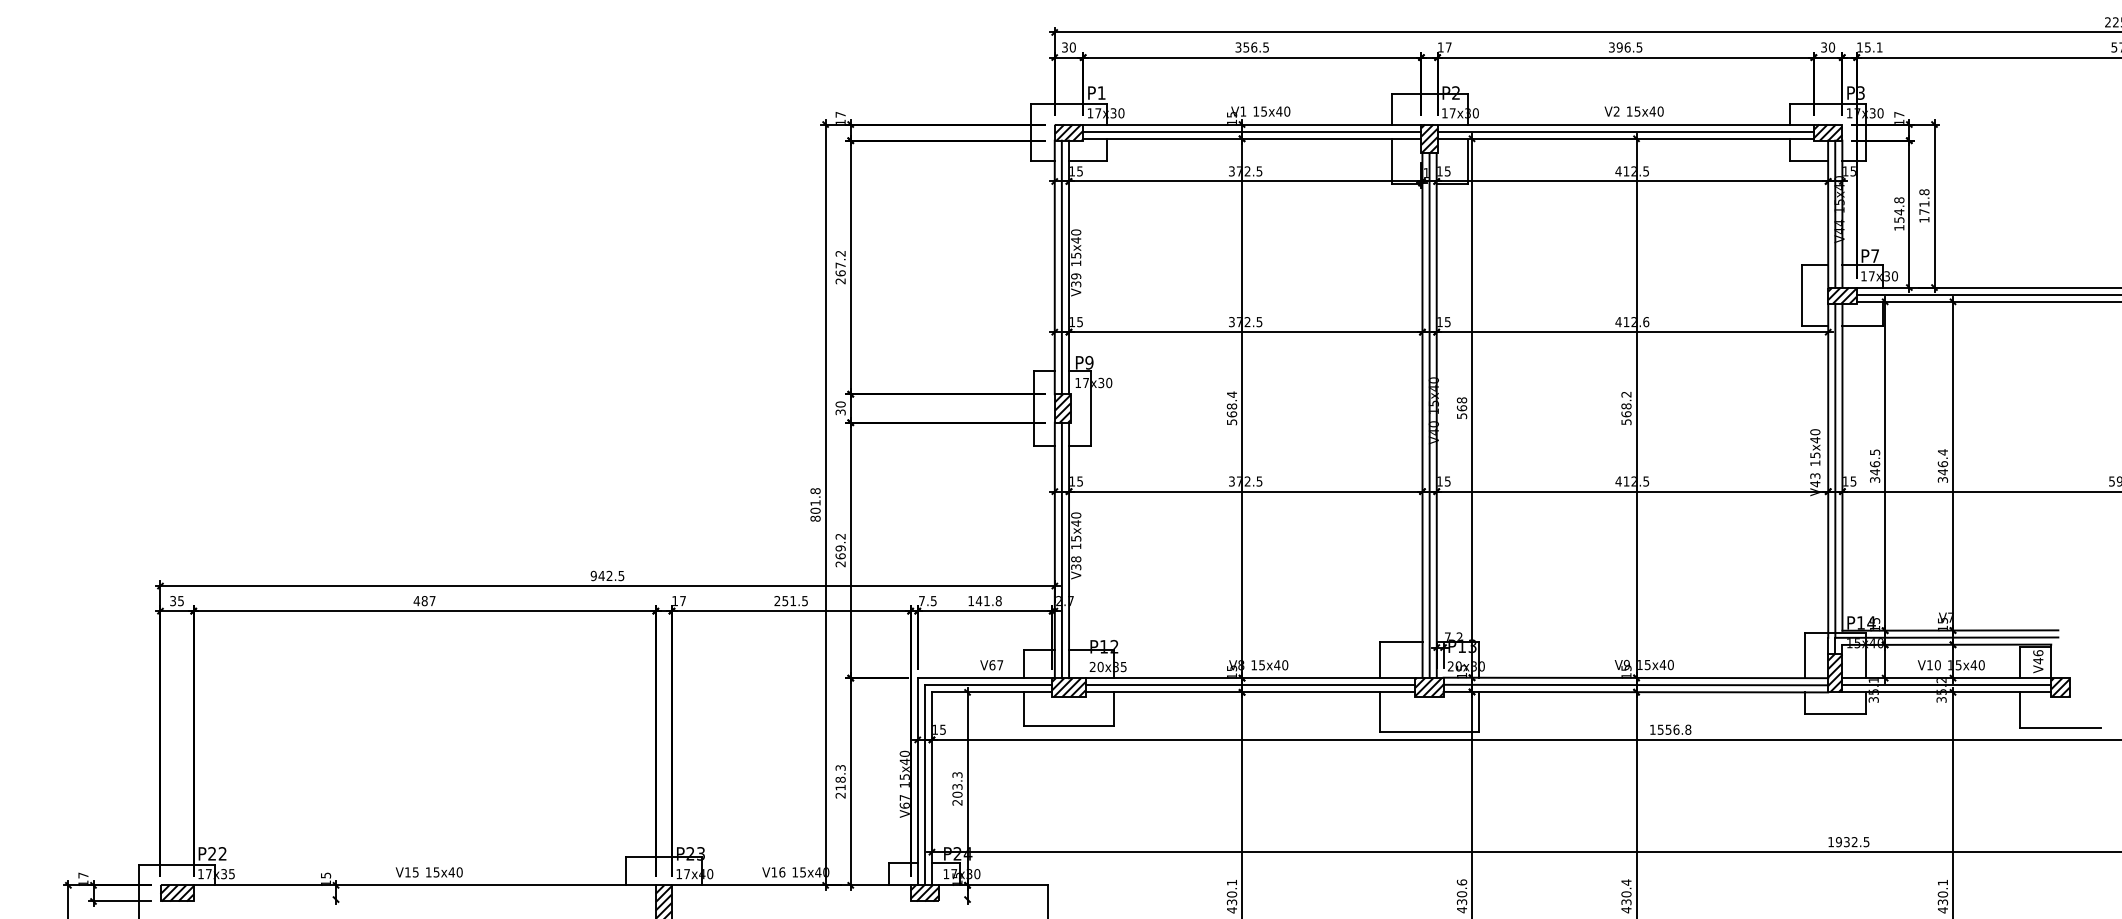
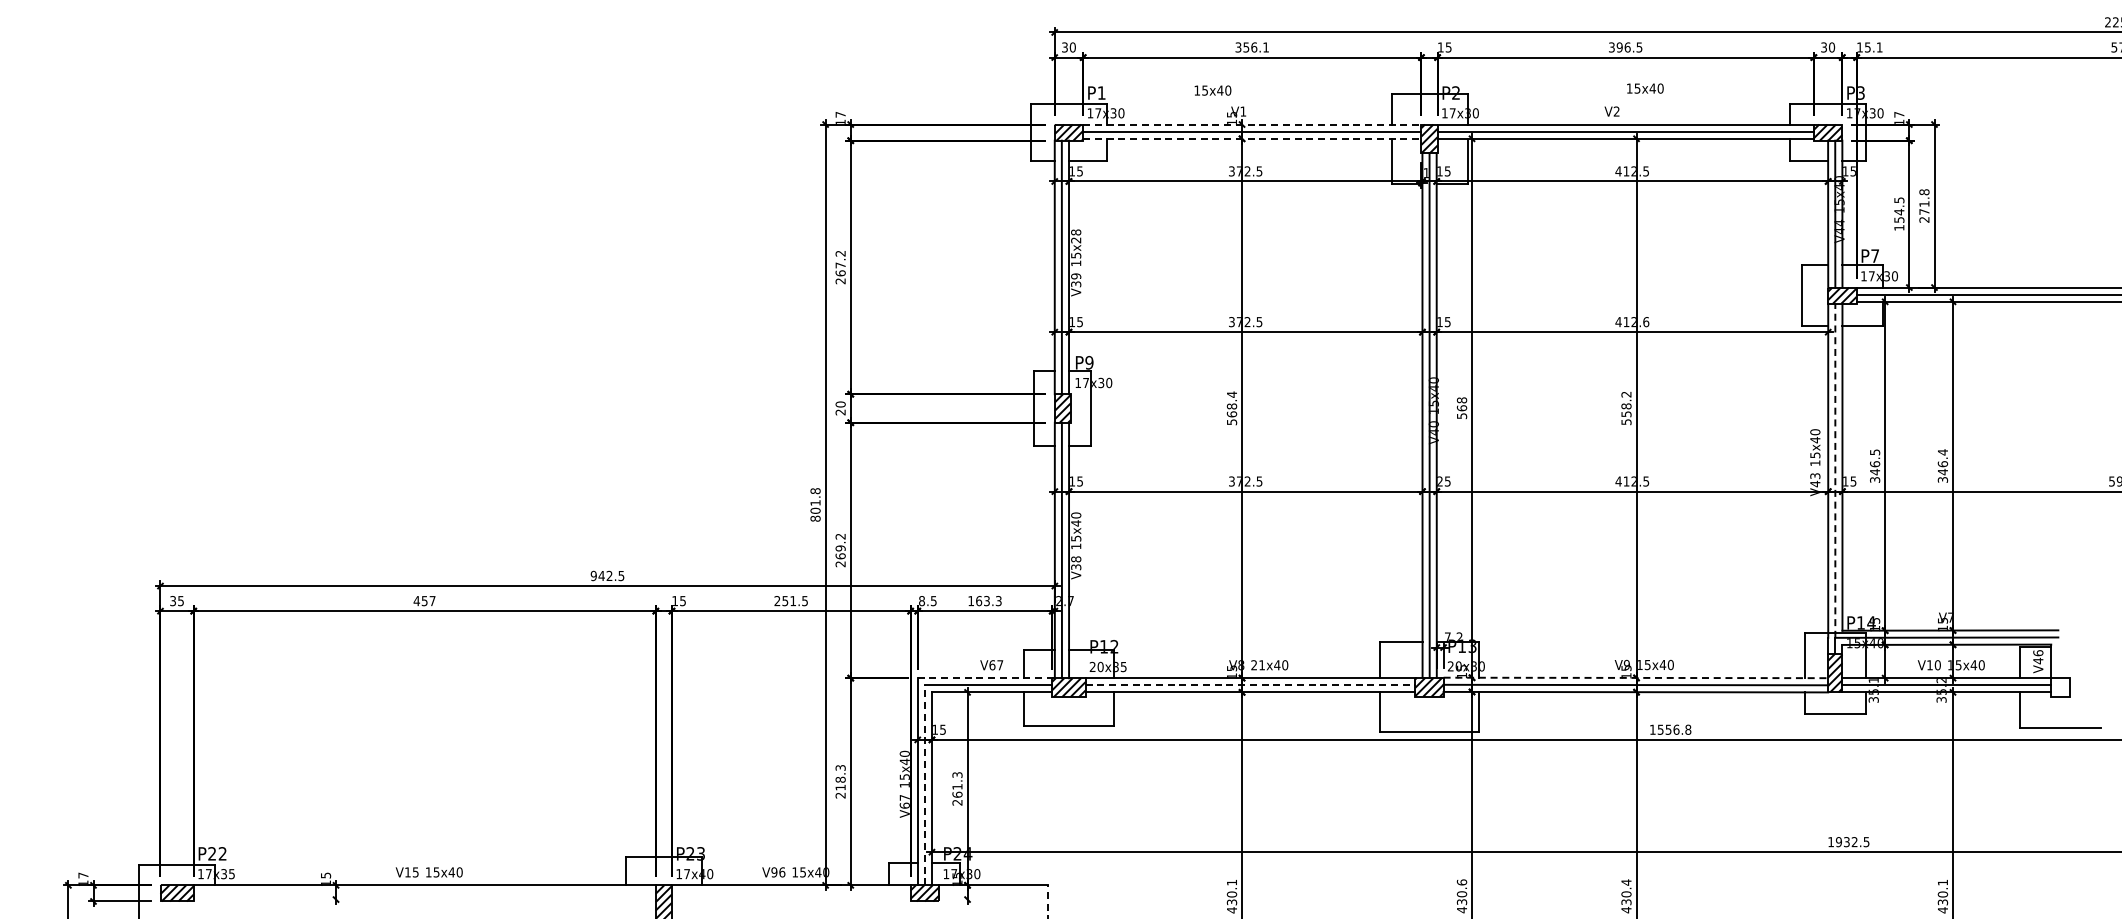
text: 356.5 -> 356.1 (1265, 47)
text: 17 -> 15 (1448, 47)
text position: (1271, 111) -> (1212, 90) (1212, 90)
text position: (1645, 111) -> (1645, 88) (1645, 88)
line: solid -> dashed (1252, 124)
line: solid -> dashed (1252, 138)
text: 154.8 -> 154.5 (1899, 200)
text: 171.8 -> 271.8 (1924, 219)
text: 15x40 -> 15x28 (1076, 236)
text: 30 -> 20 (840, 412)
text: 568.2 -> 558.2 (1626, 414)
line: solid -> dashed (1835, 470)
text: 15 -> 25 (1439, 480)
text: 487 -> 457 (424, 601)
text: 17 -> 15 (682, 601)
text: 7.5 -> 8.5 (921, 601)
text: 141.8 -> 163.3 (988, 601)
text: 15x40 -> 21x40 (1257, 665)
line: solid -> dashed (1636, 677)
line: solid -> dashed (986, 678)
line: solid -> dashed (1250, 685)
hatch: present -> none (2060, 687)
line: solid -> dashed (924, 784)
text: 203.3 -> 261.3 (957, 790)
text: V16 -> V96 (774, 872)
line: solid -> dashed (1048, 901)
